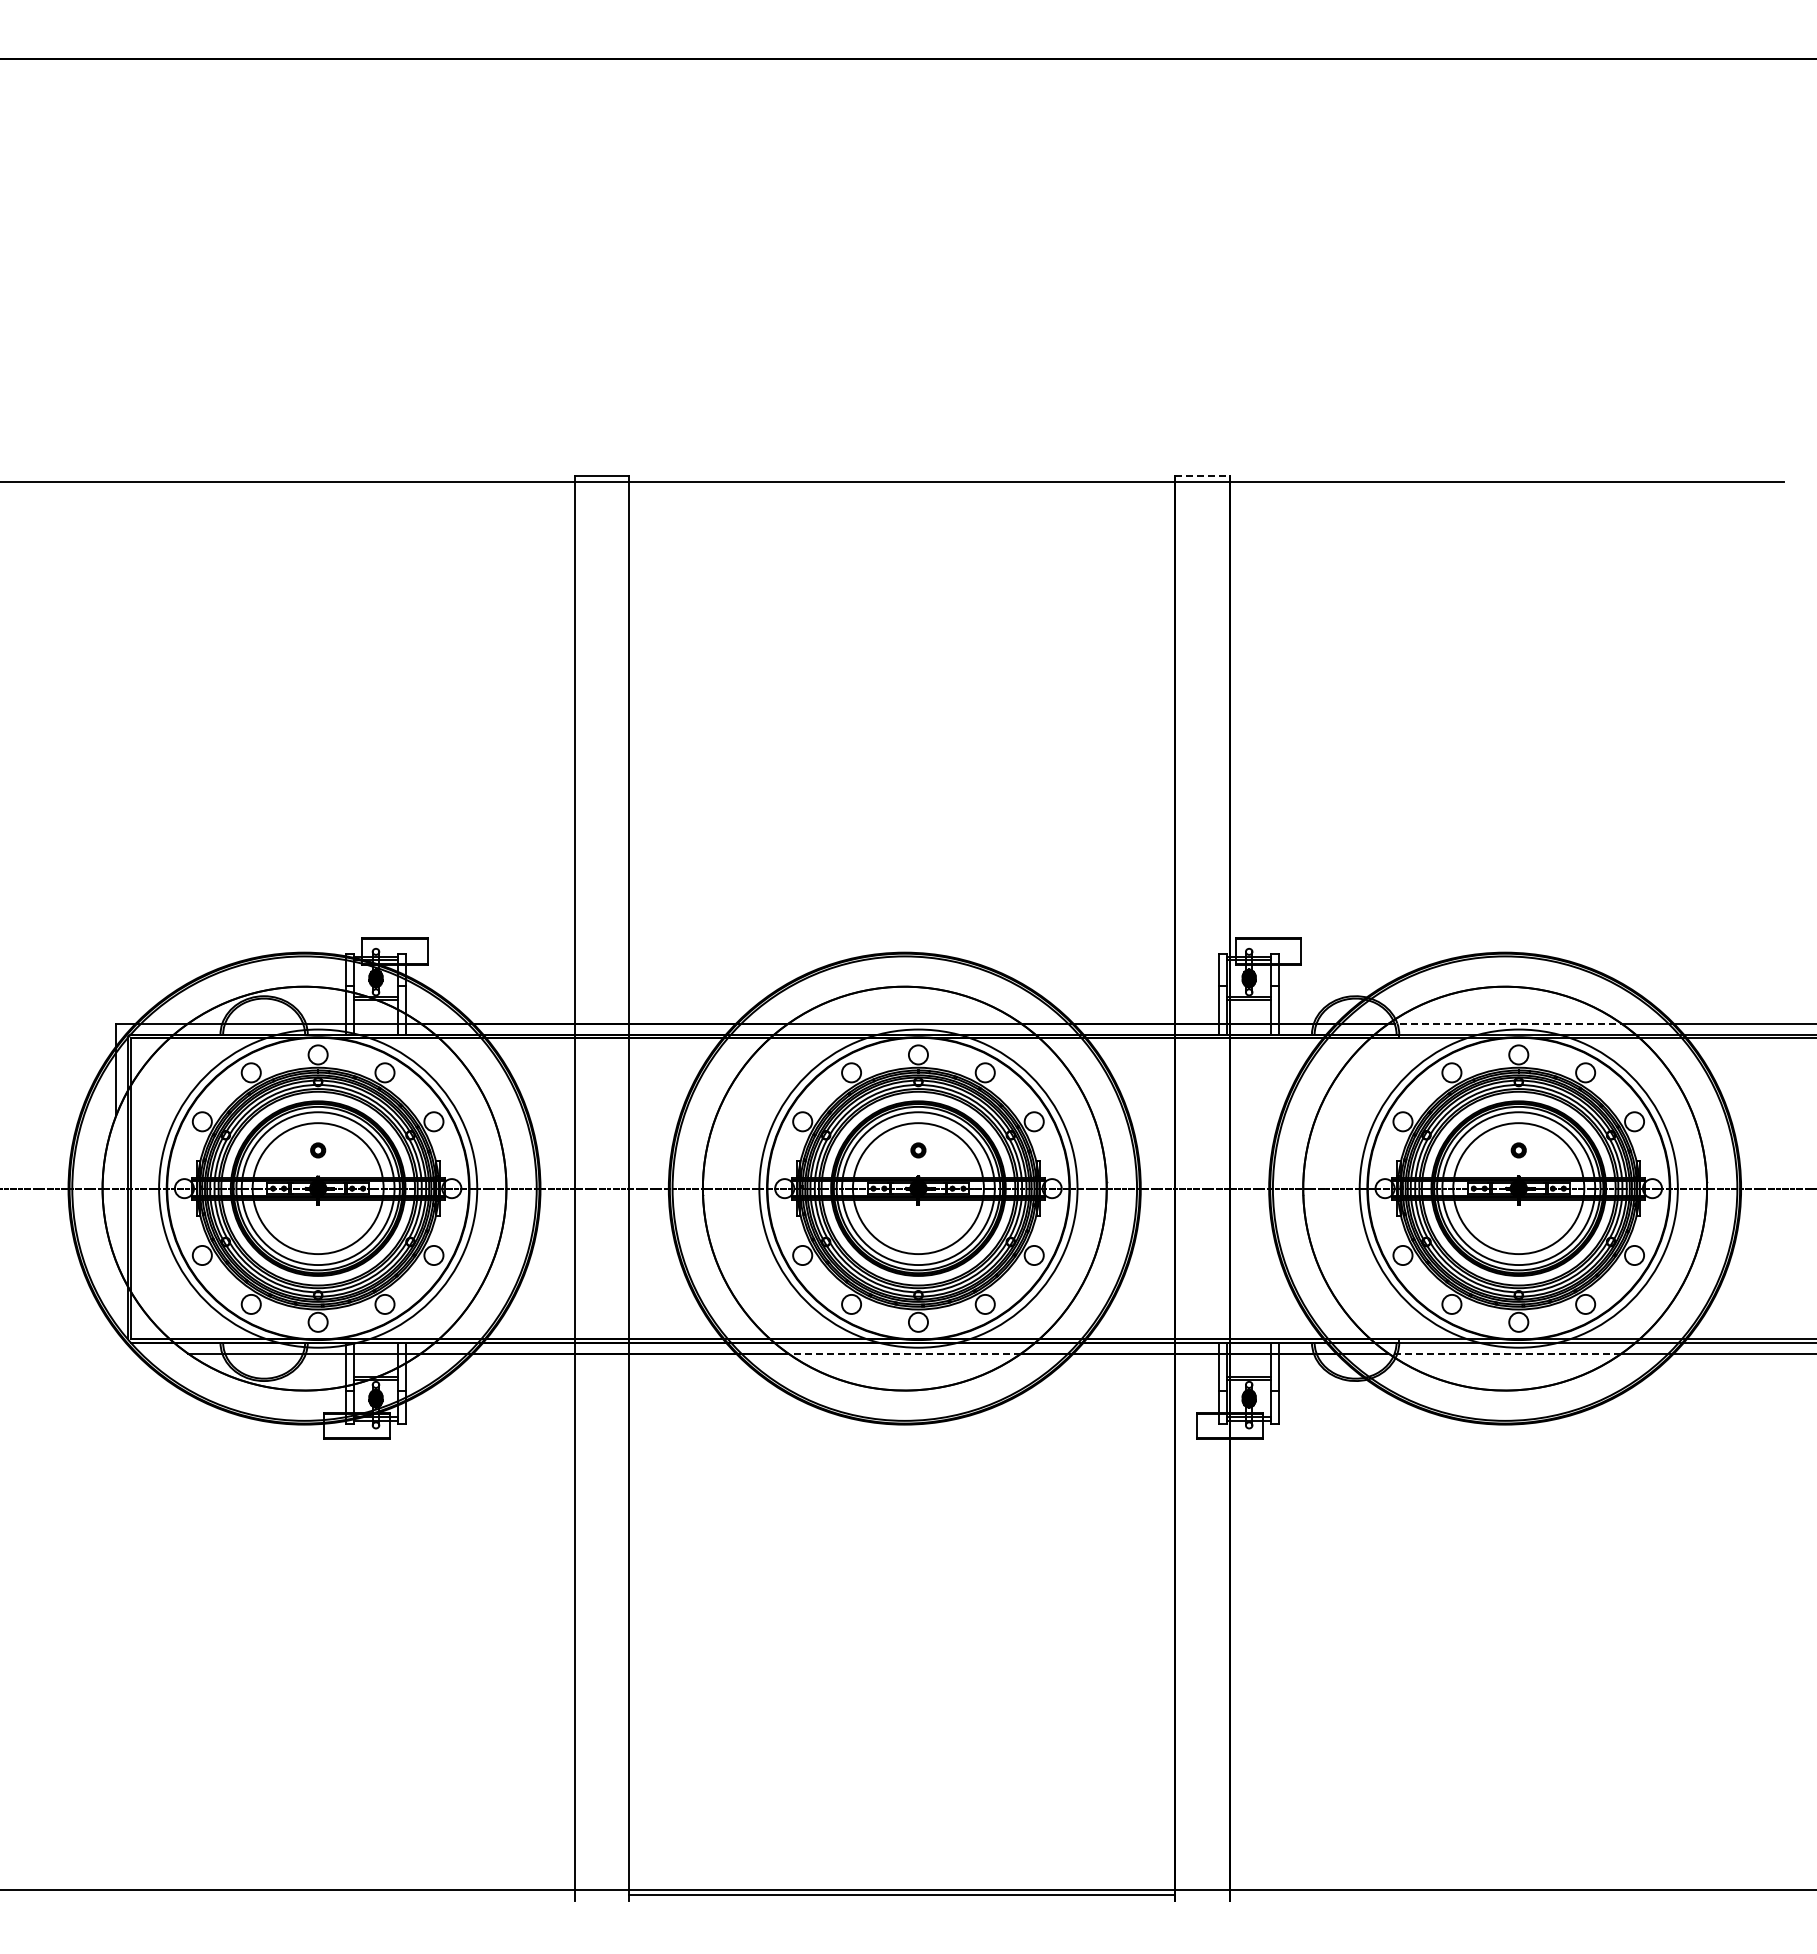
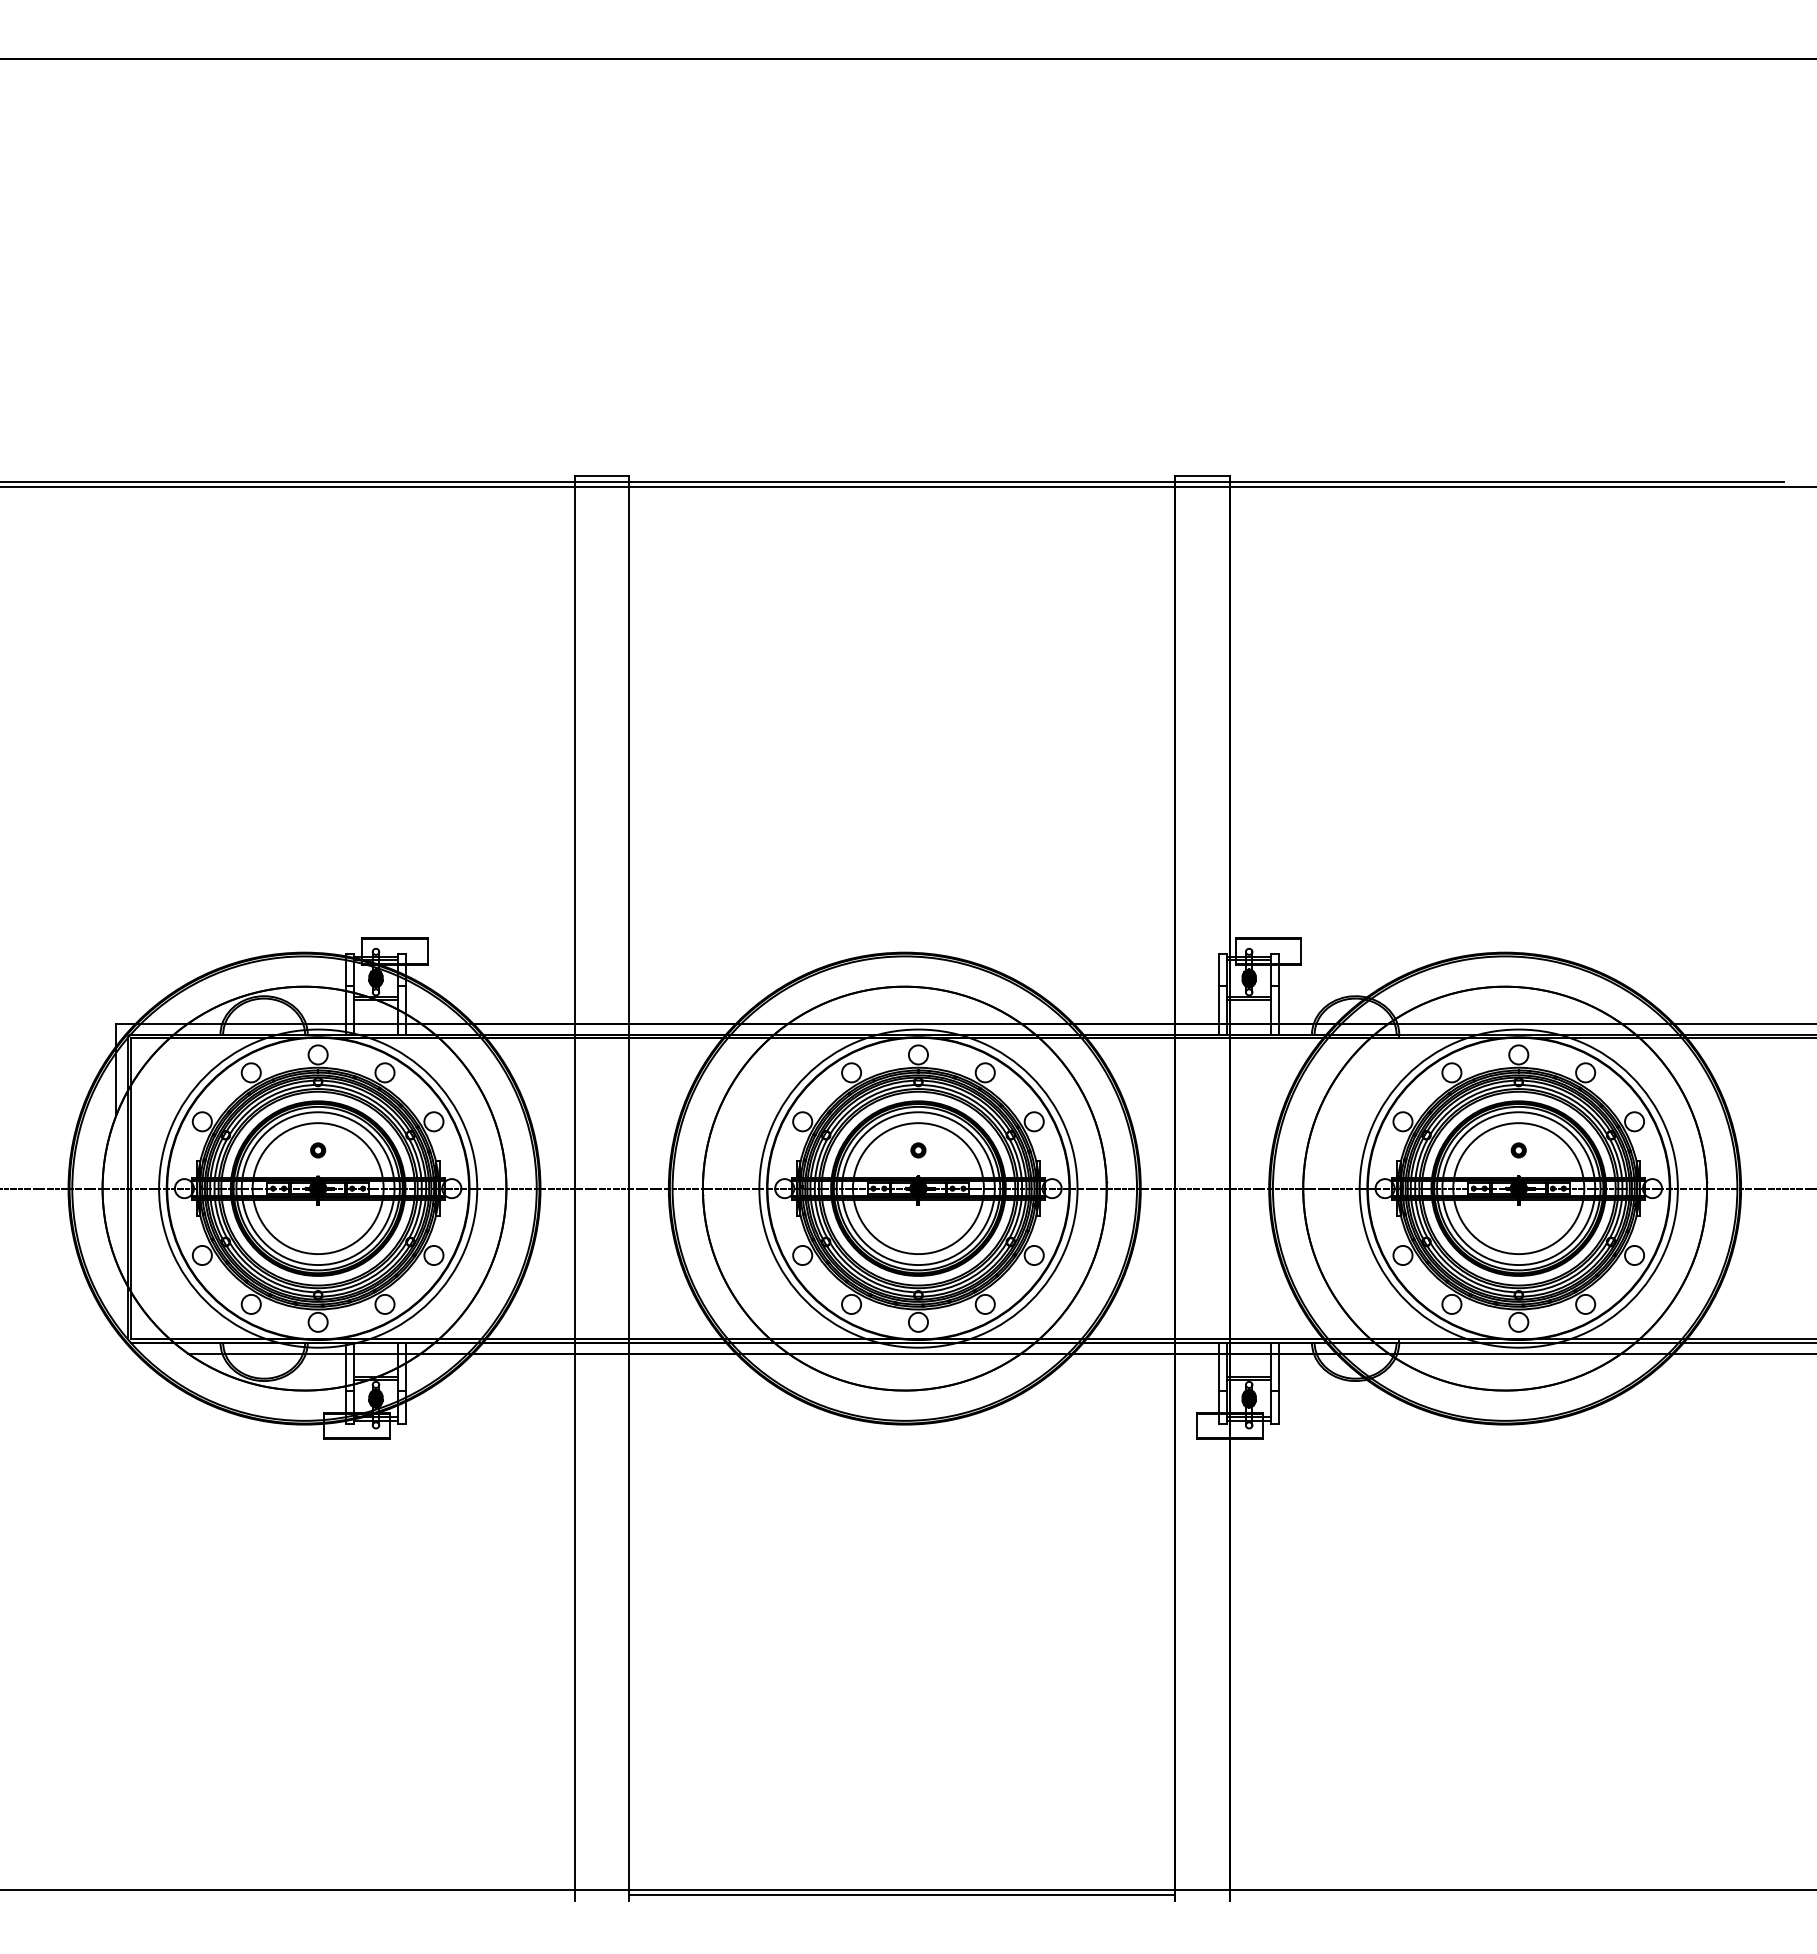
line: dashed -> solid (1203, 476)
line: none -> present (907, 487)
line: dashed -> solid (1505, 1023)
line: dashed -> solid (904, 1353)
line: dashed -> solid (1504, 1353)
